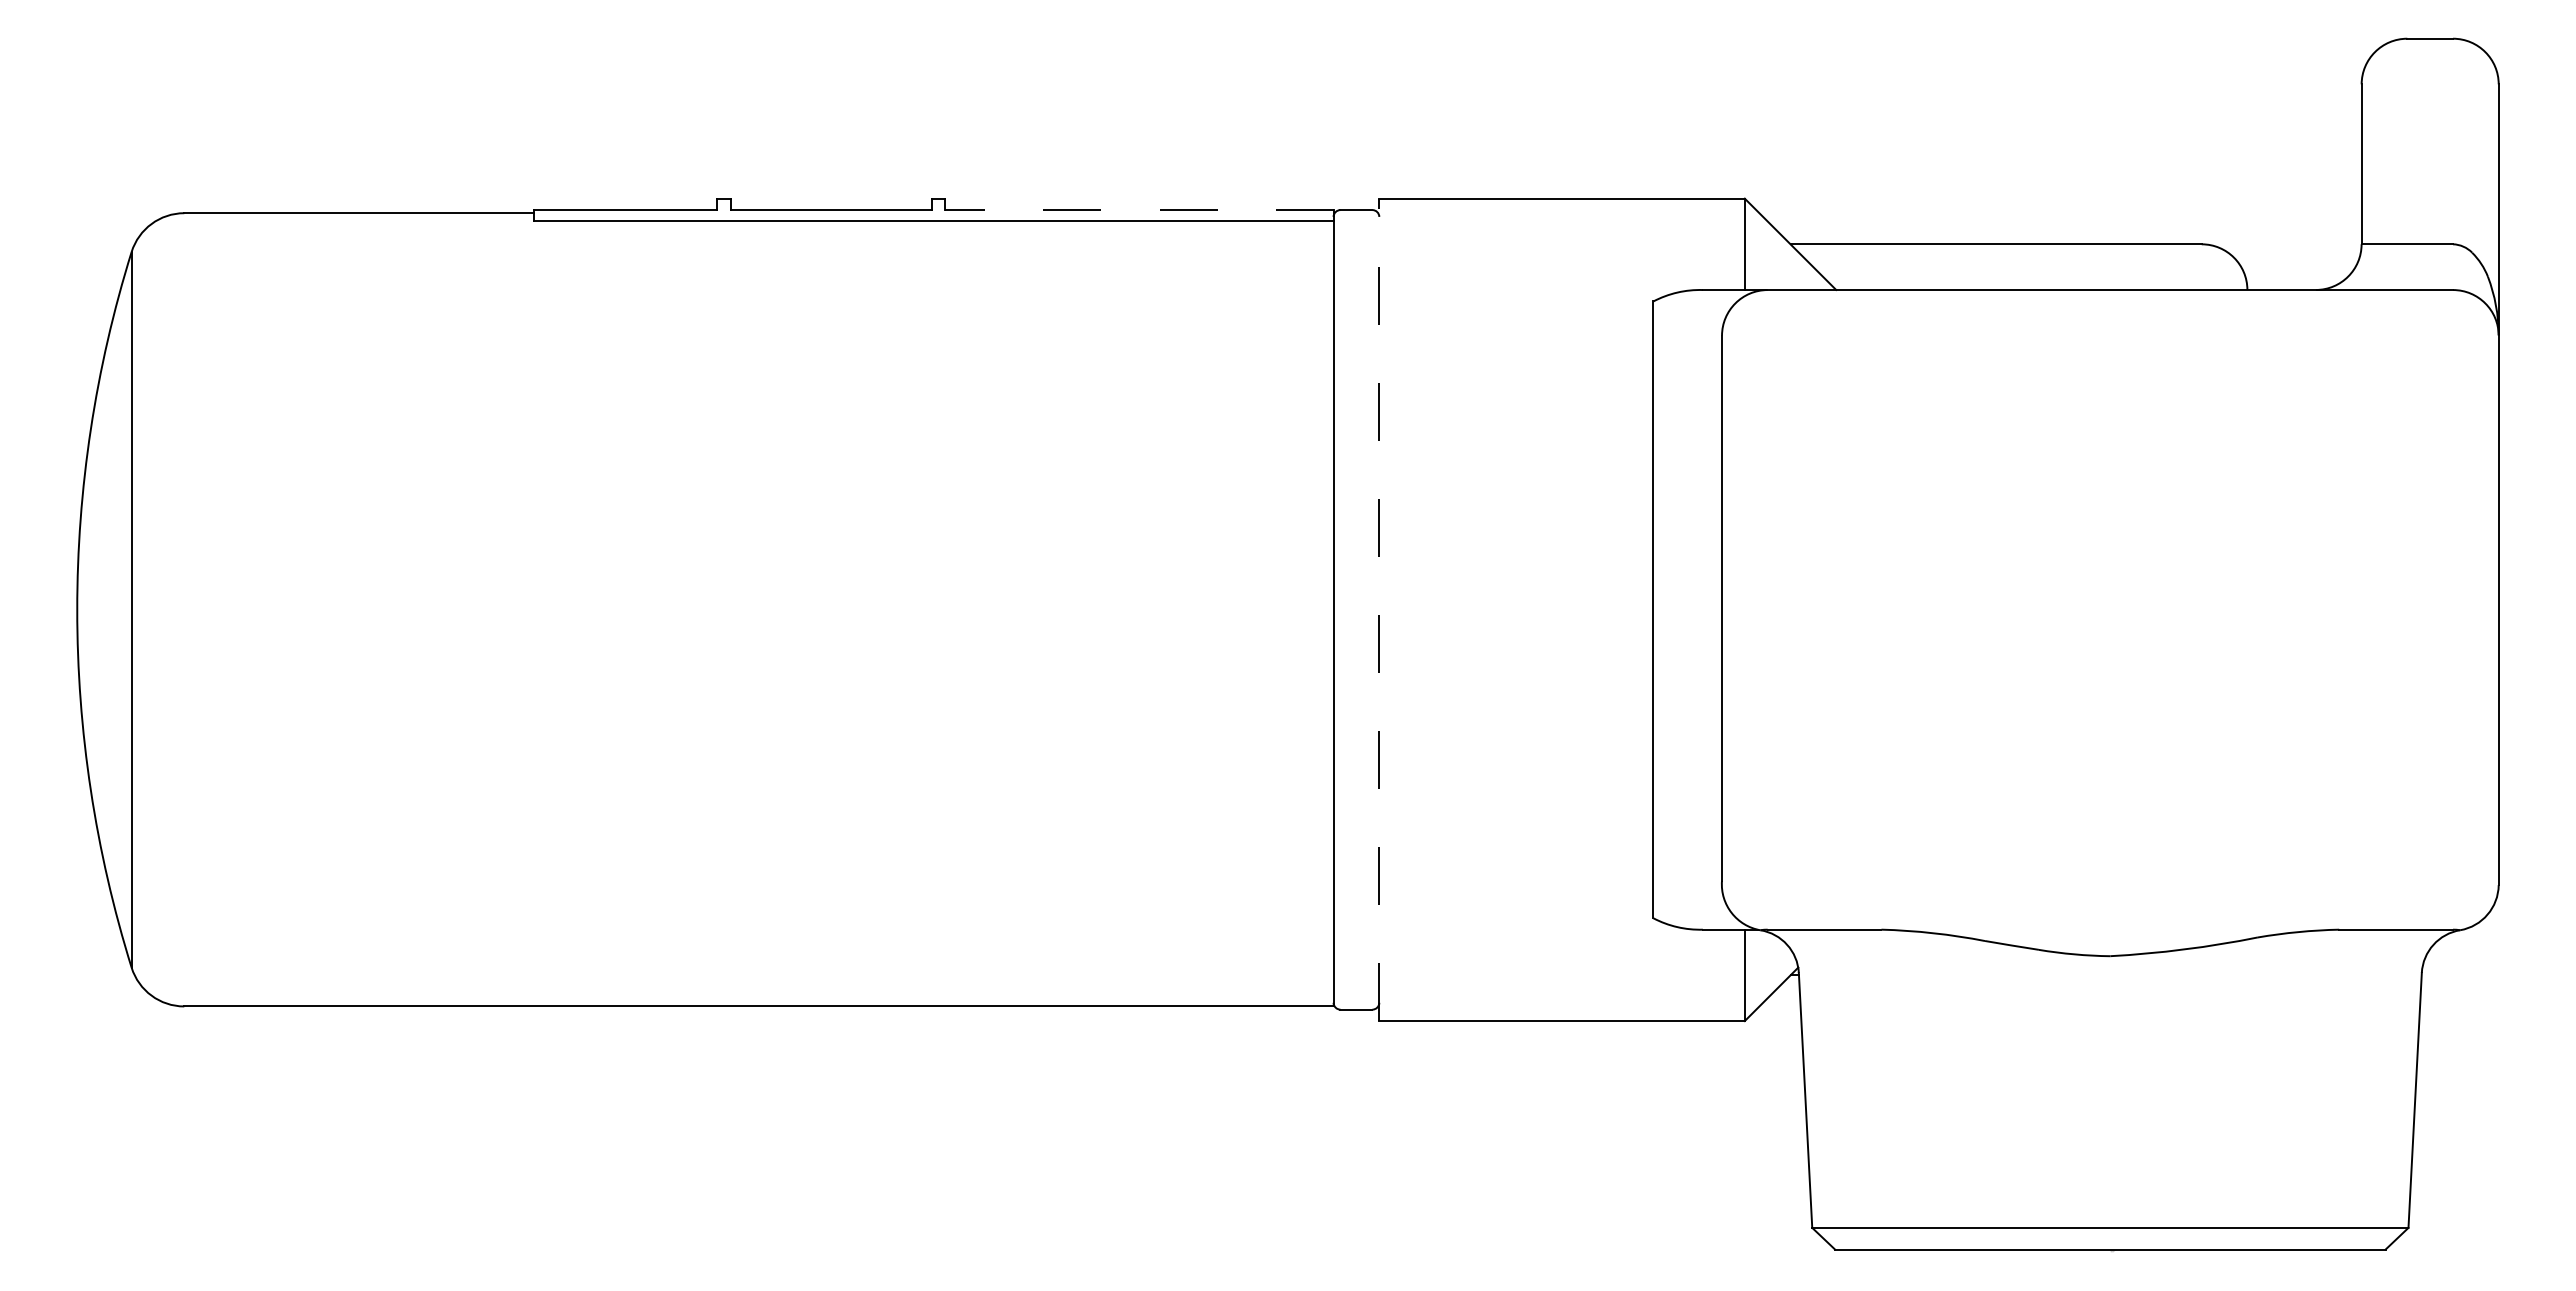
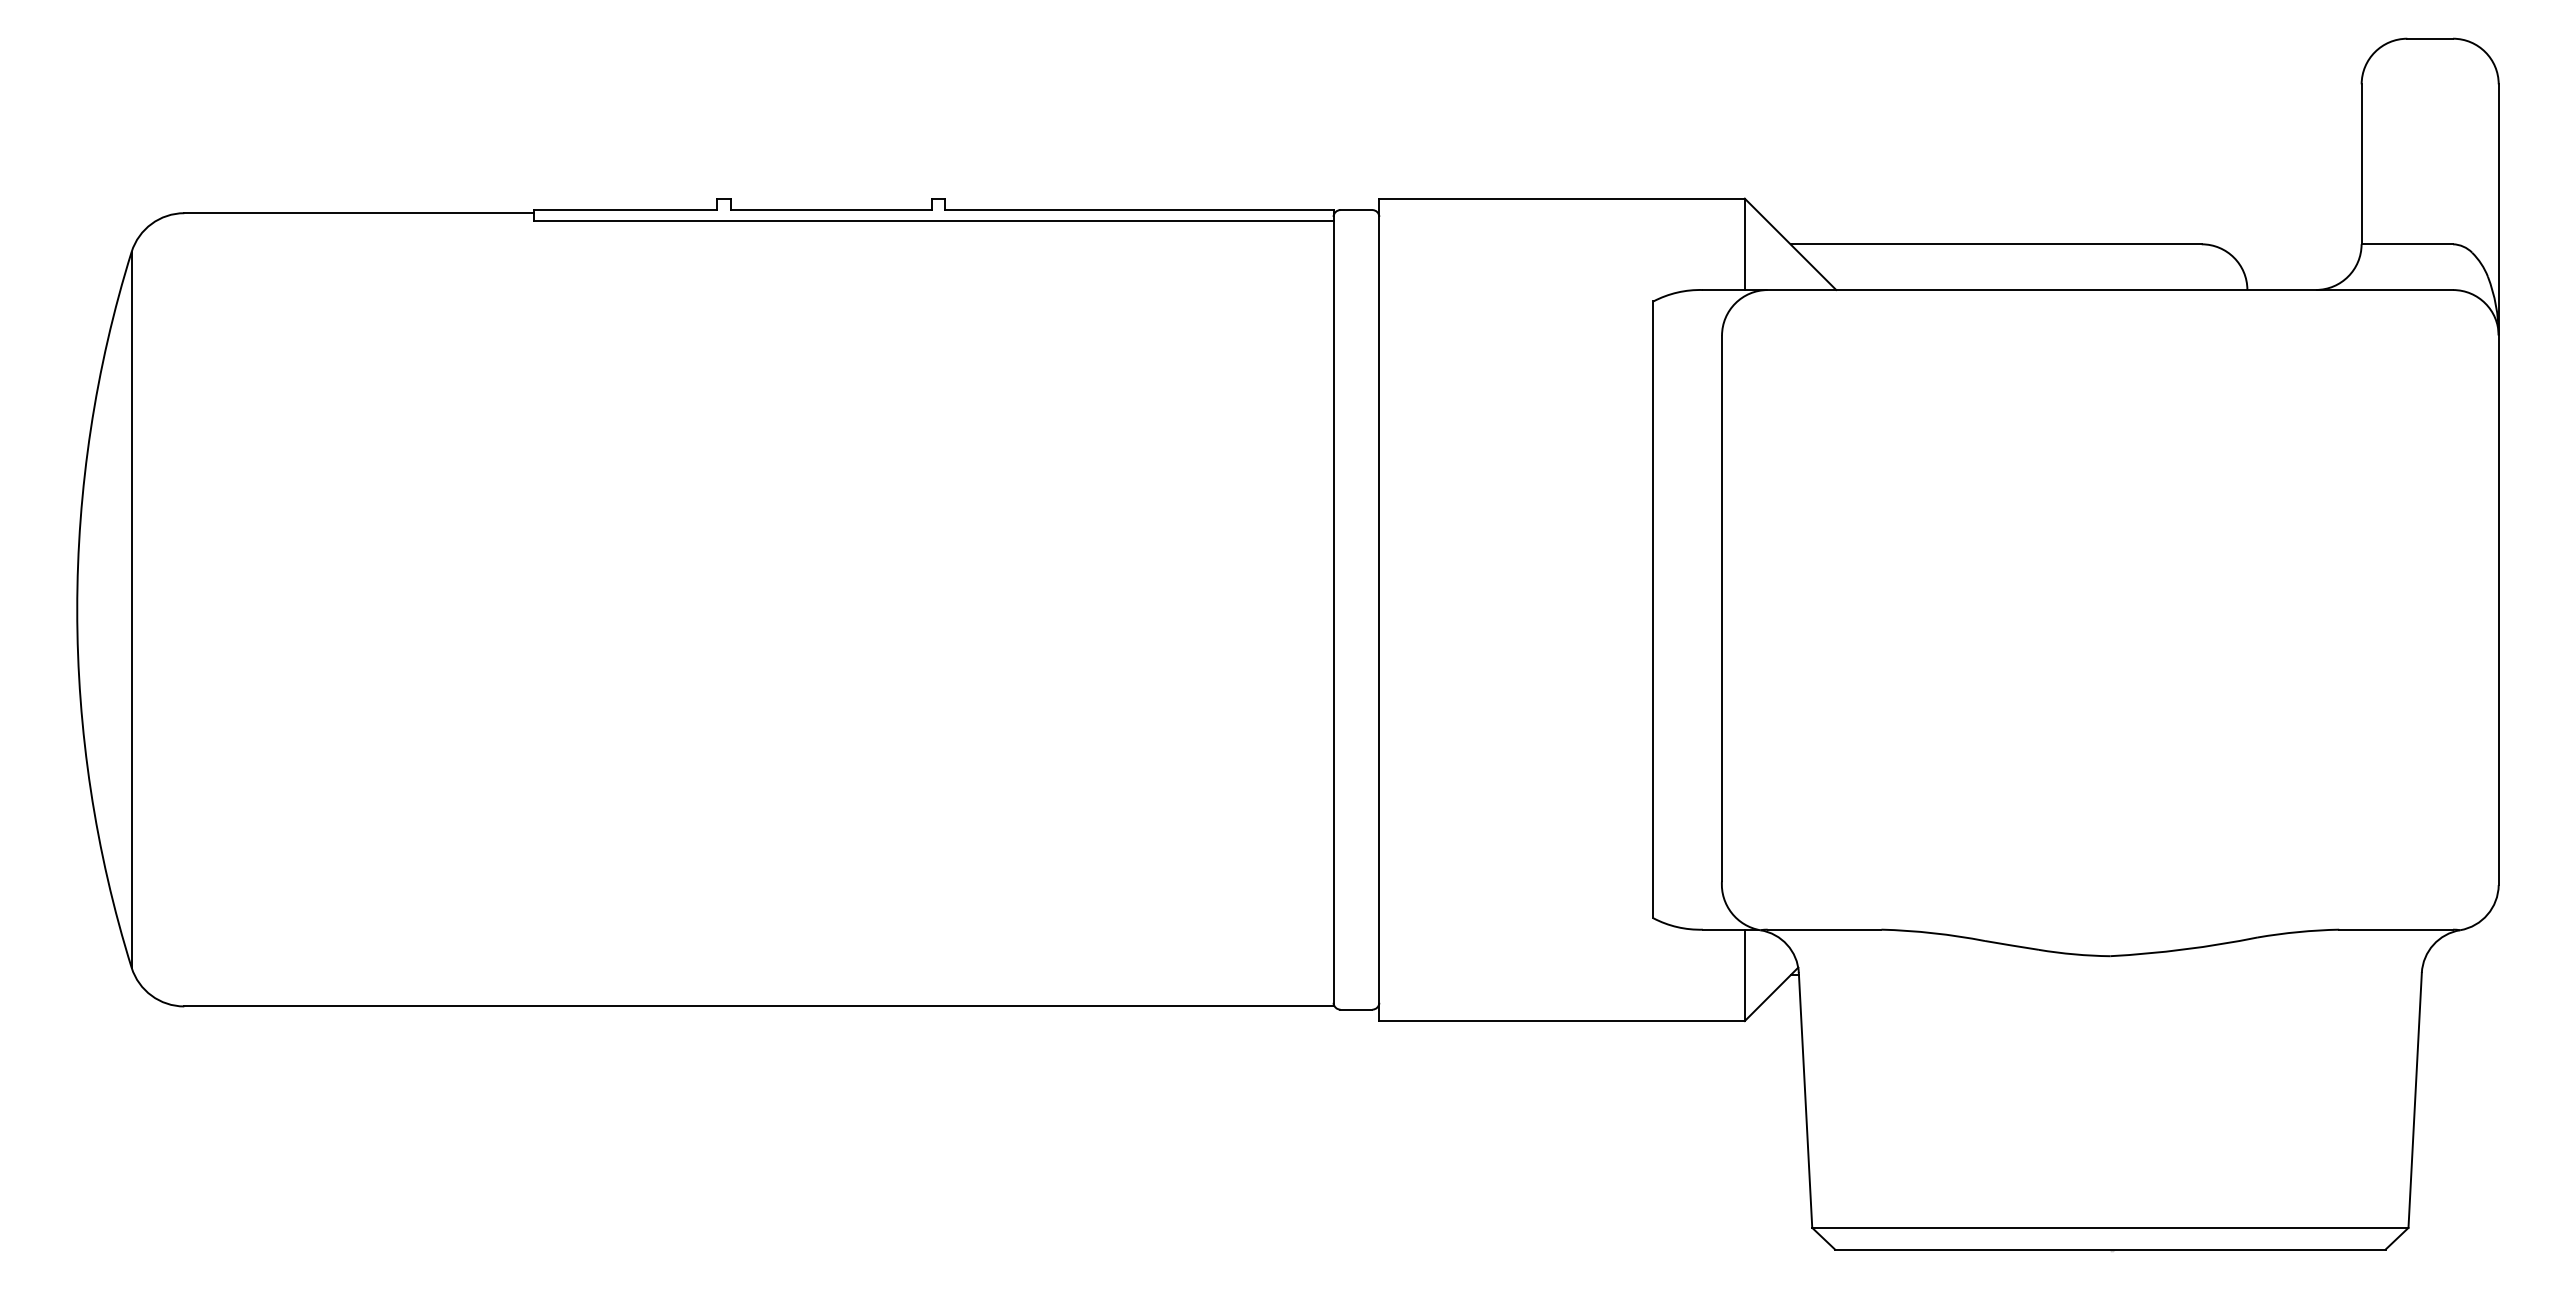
line: dashed -> solid (1138, 210)
line: dashed -> solid (1379, 609)
